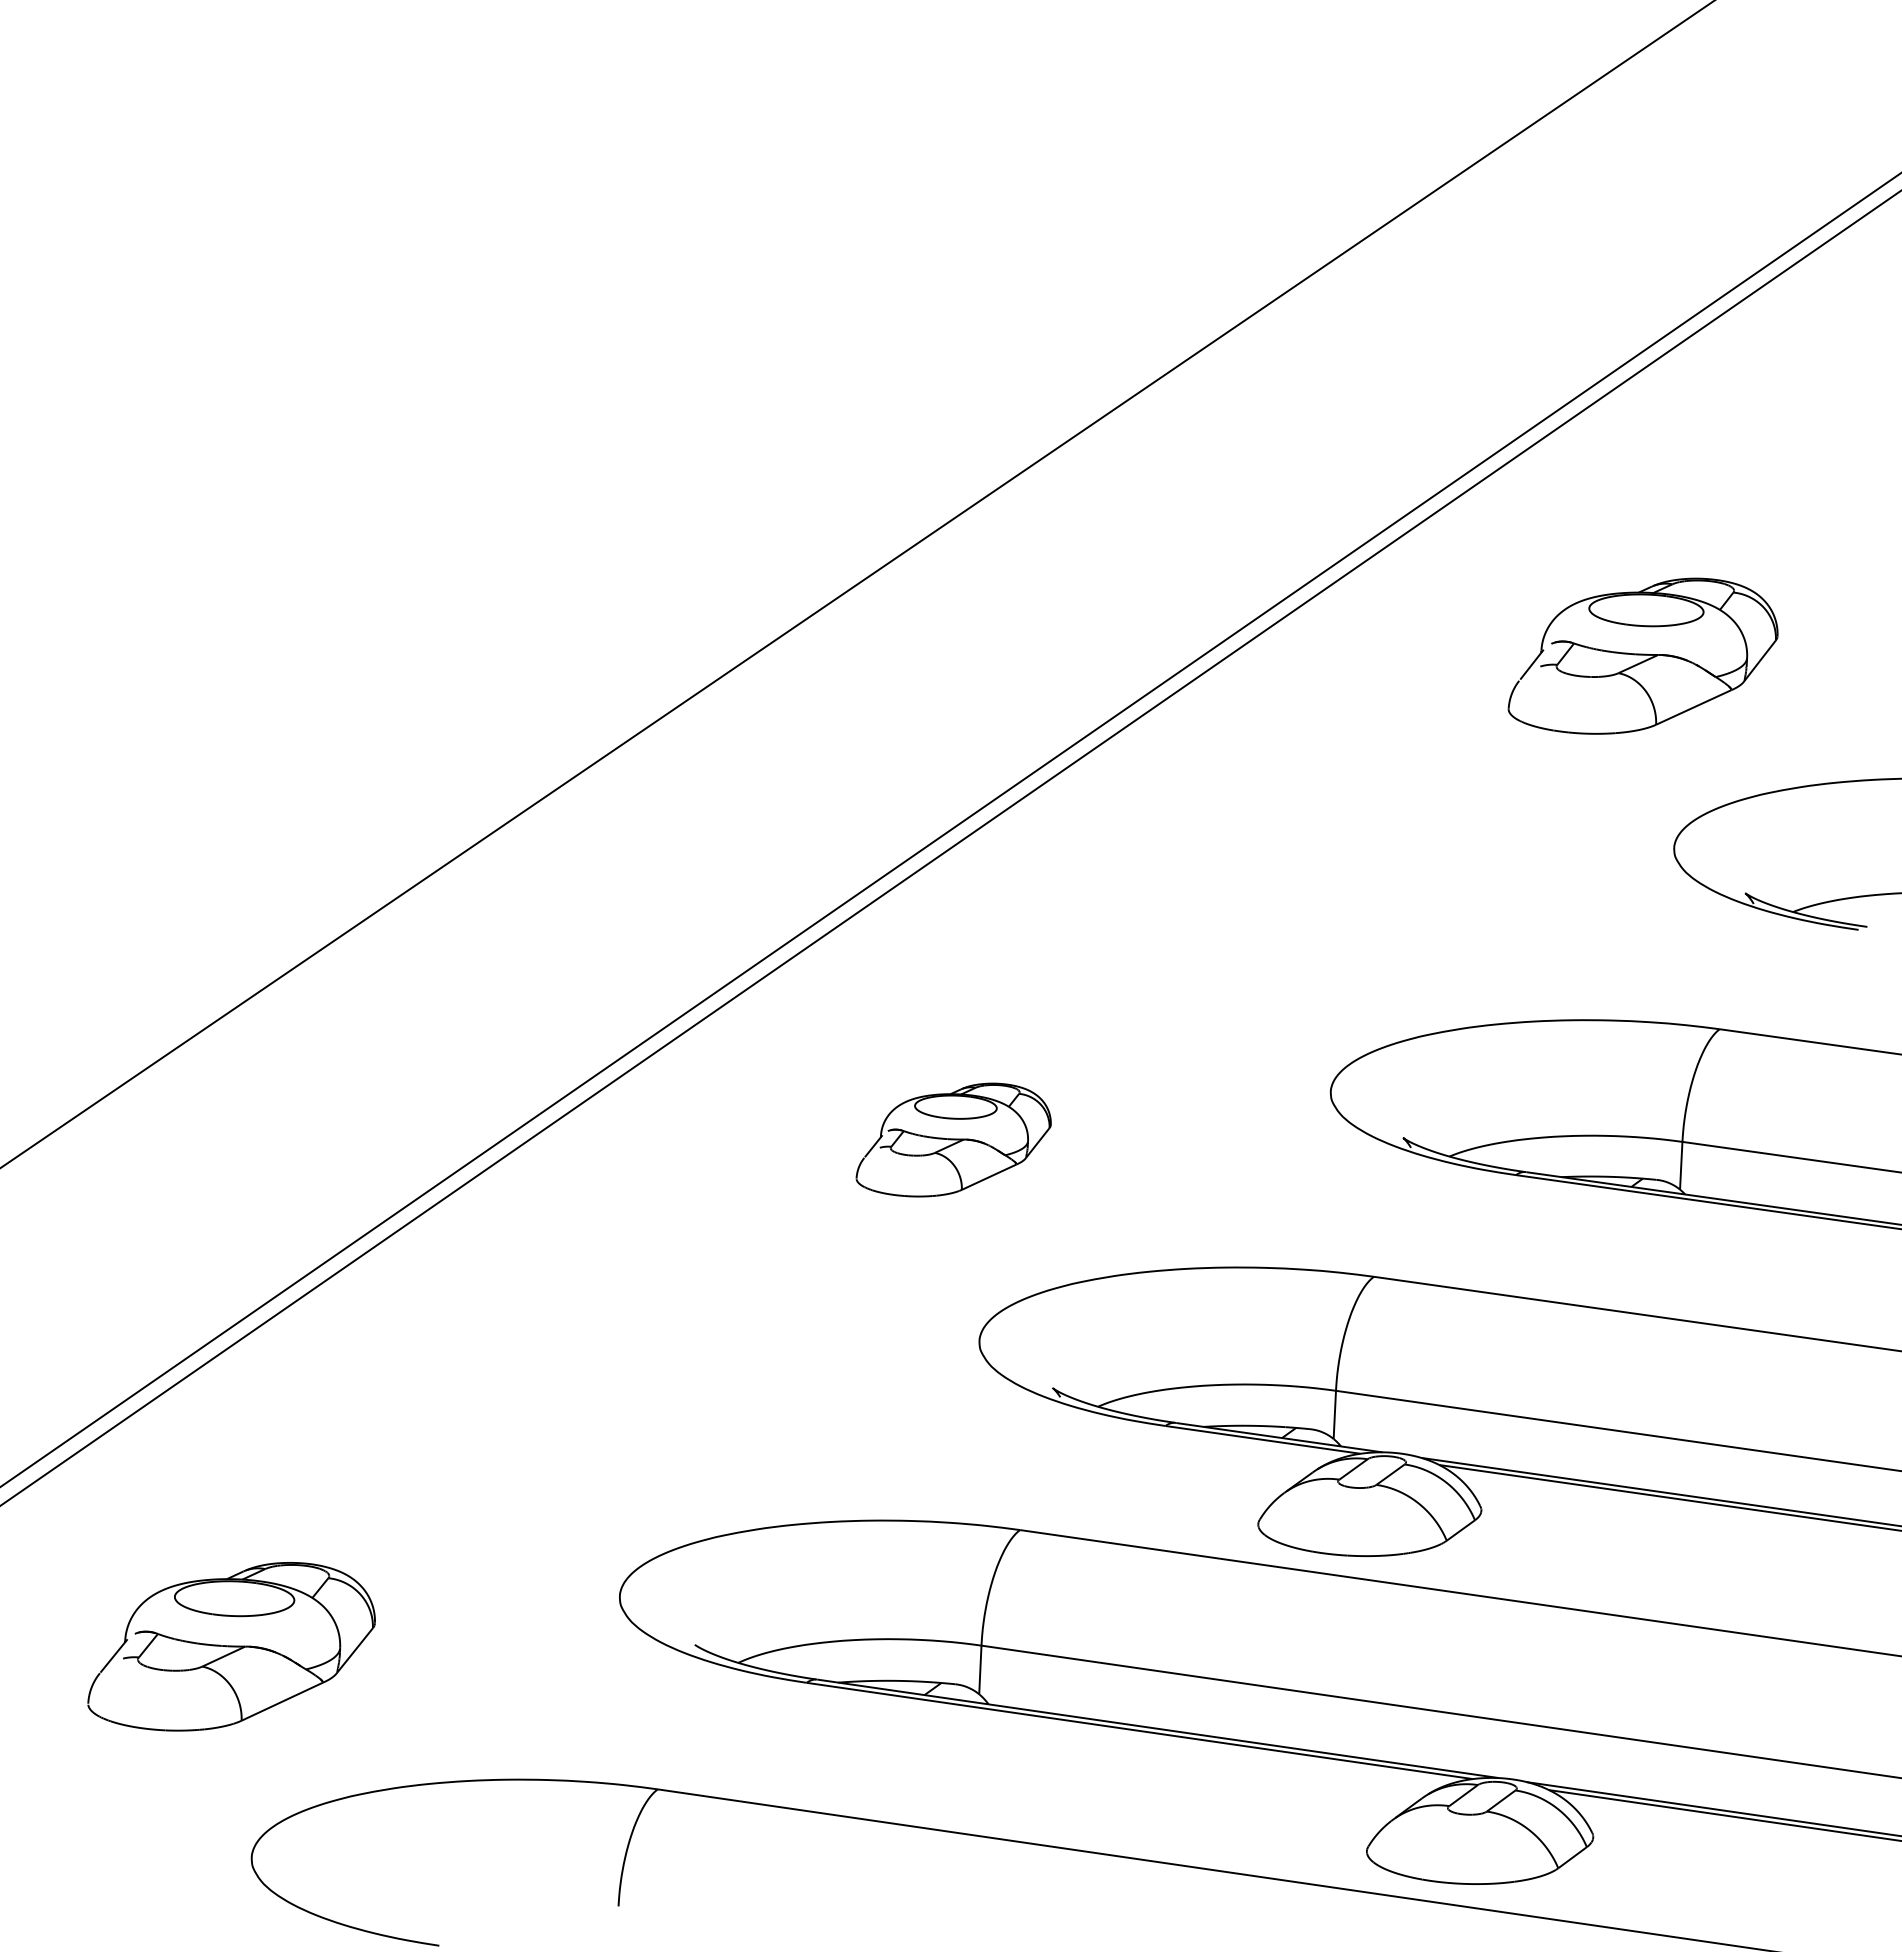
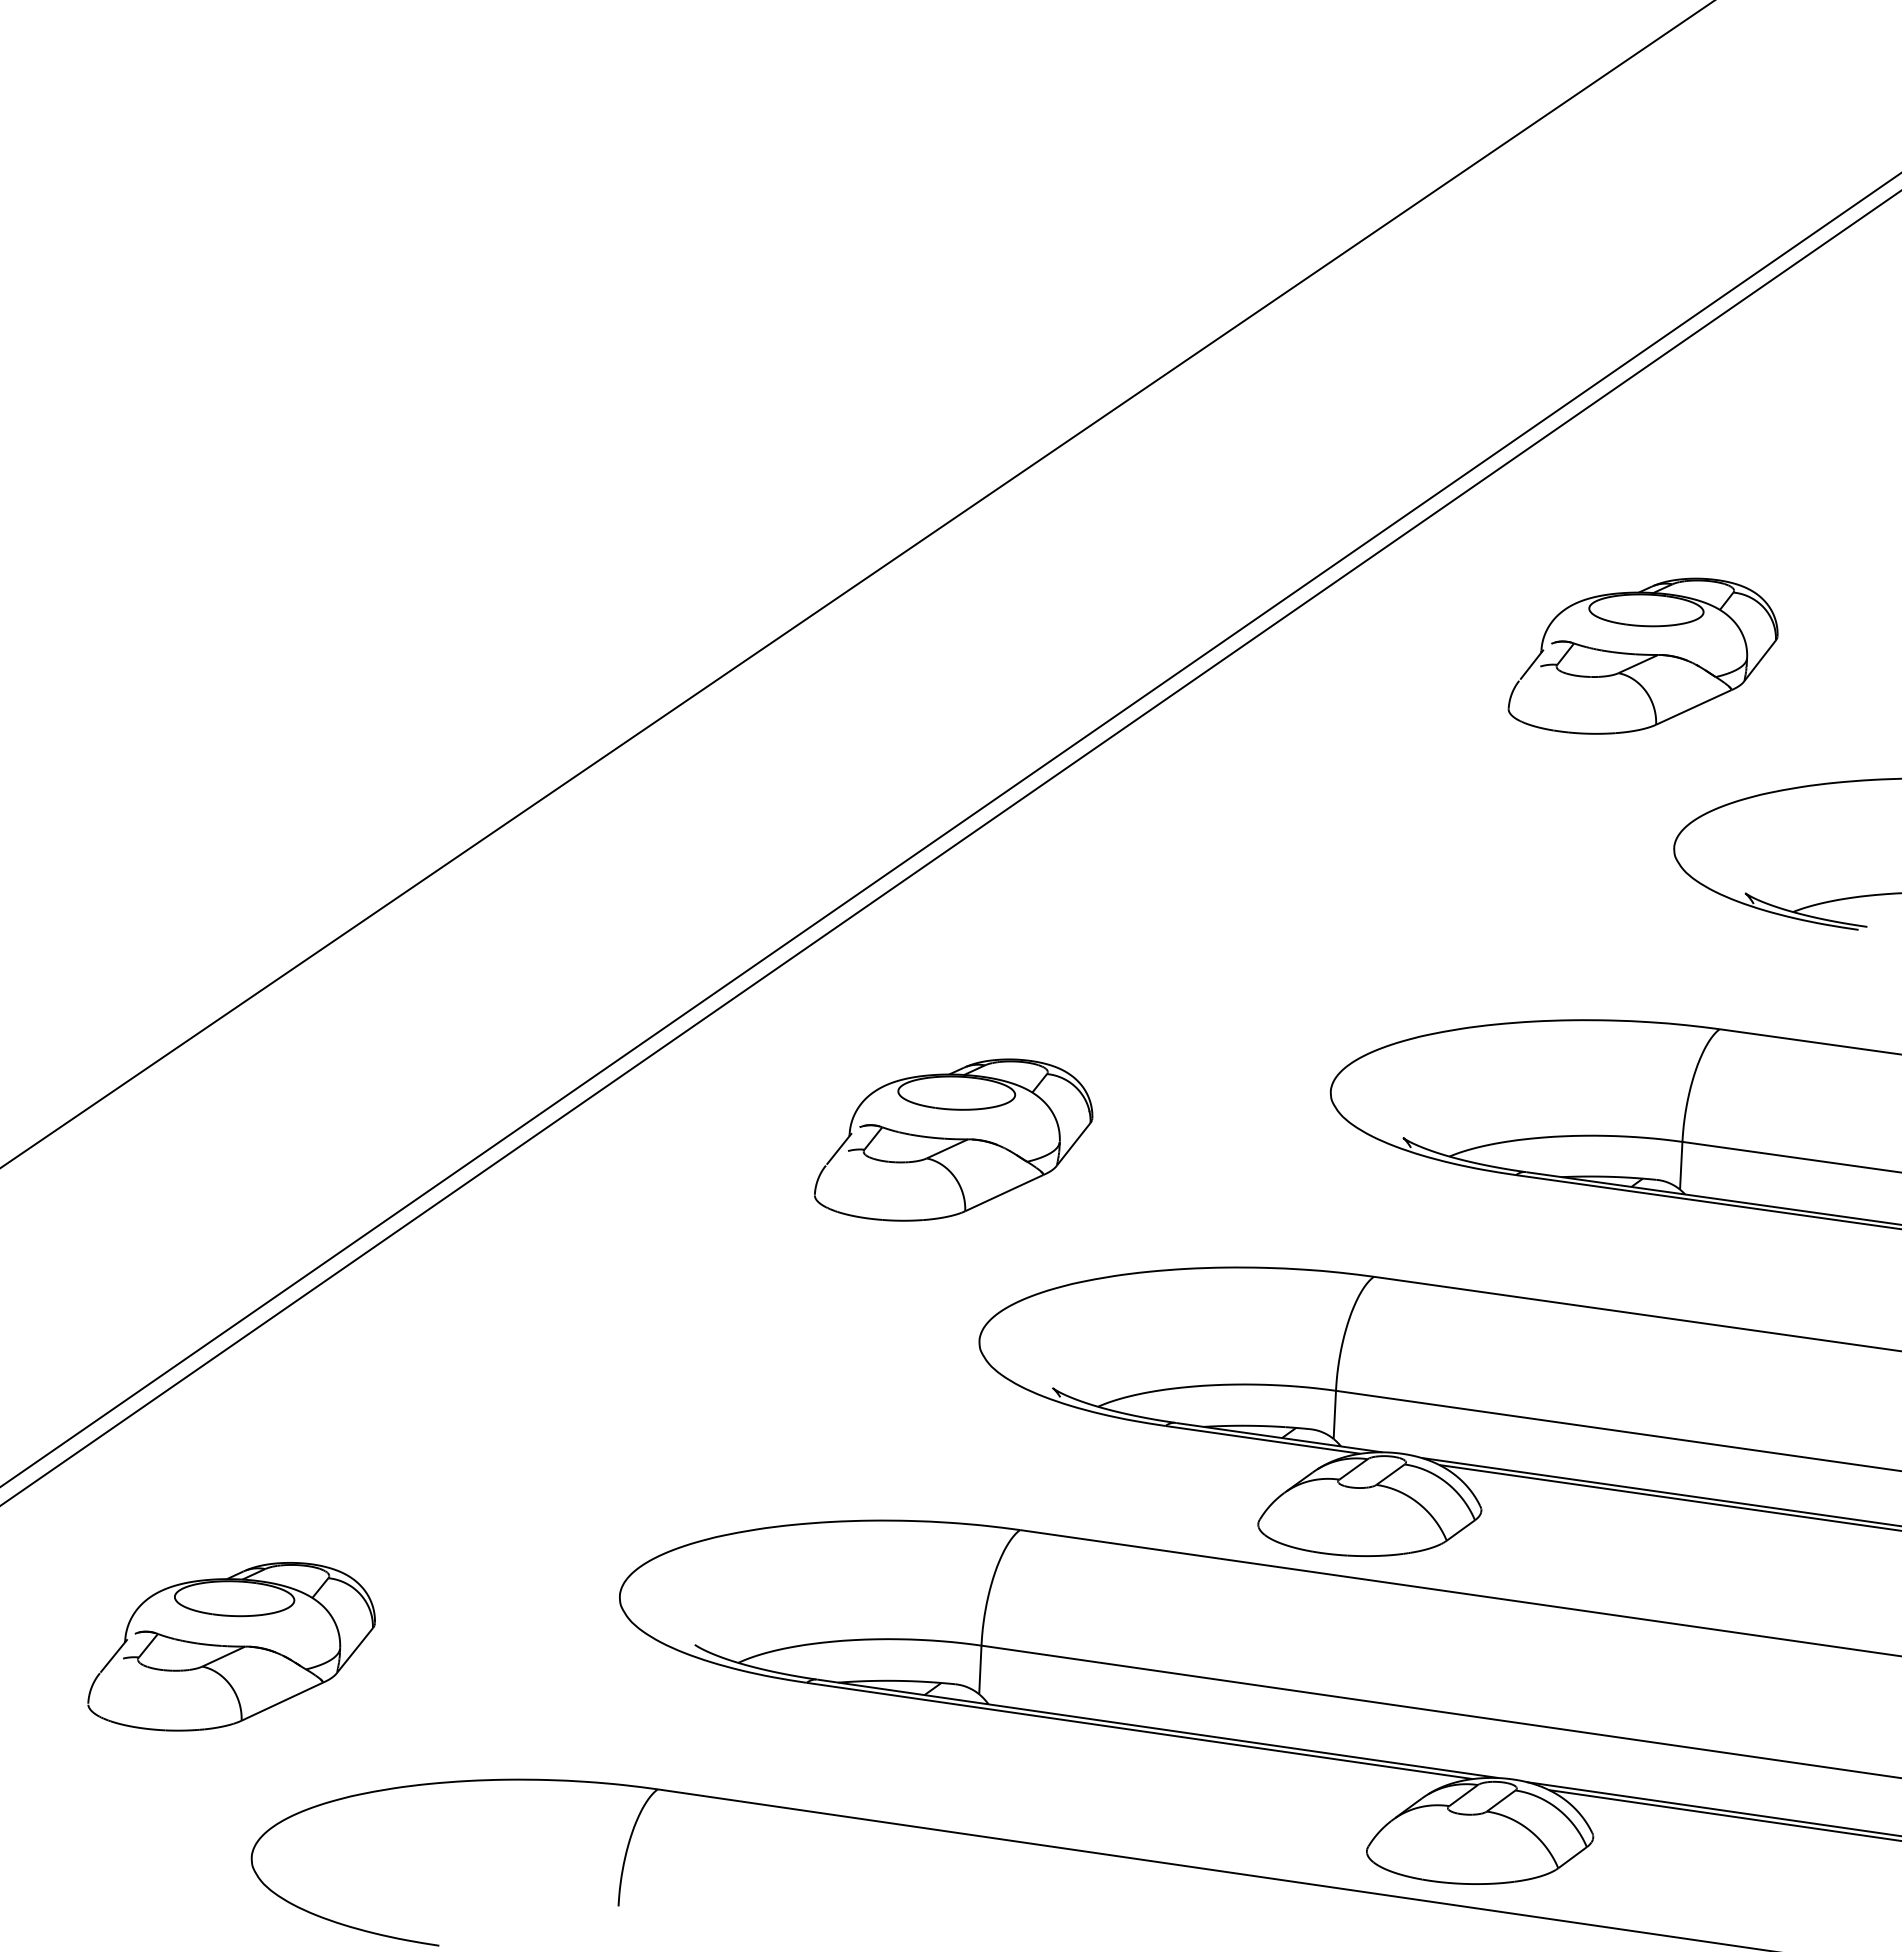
part size: 197x116 px -> 280x164 px (953, 1139)
